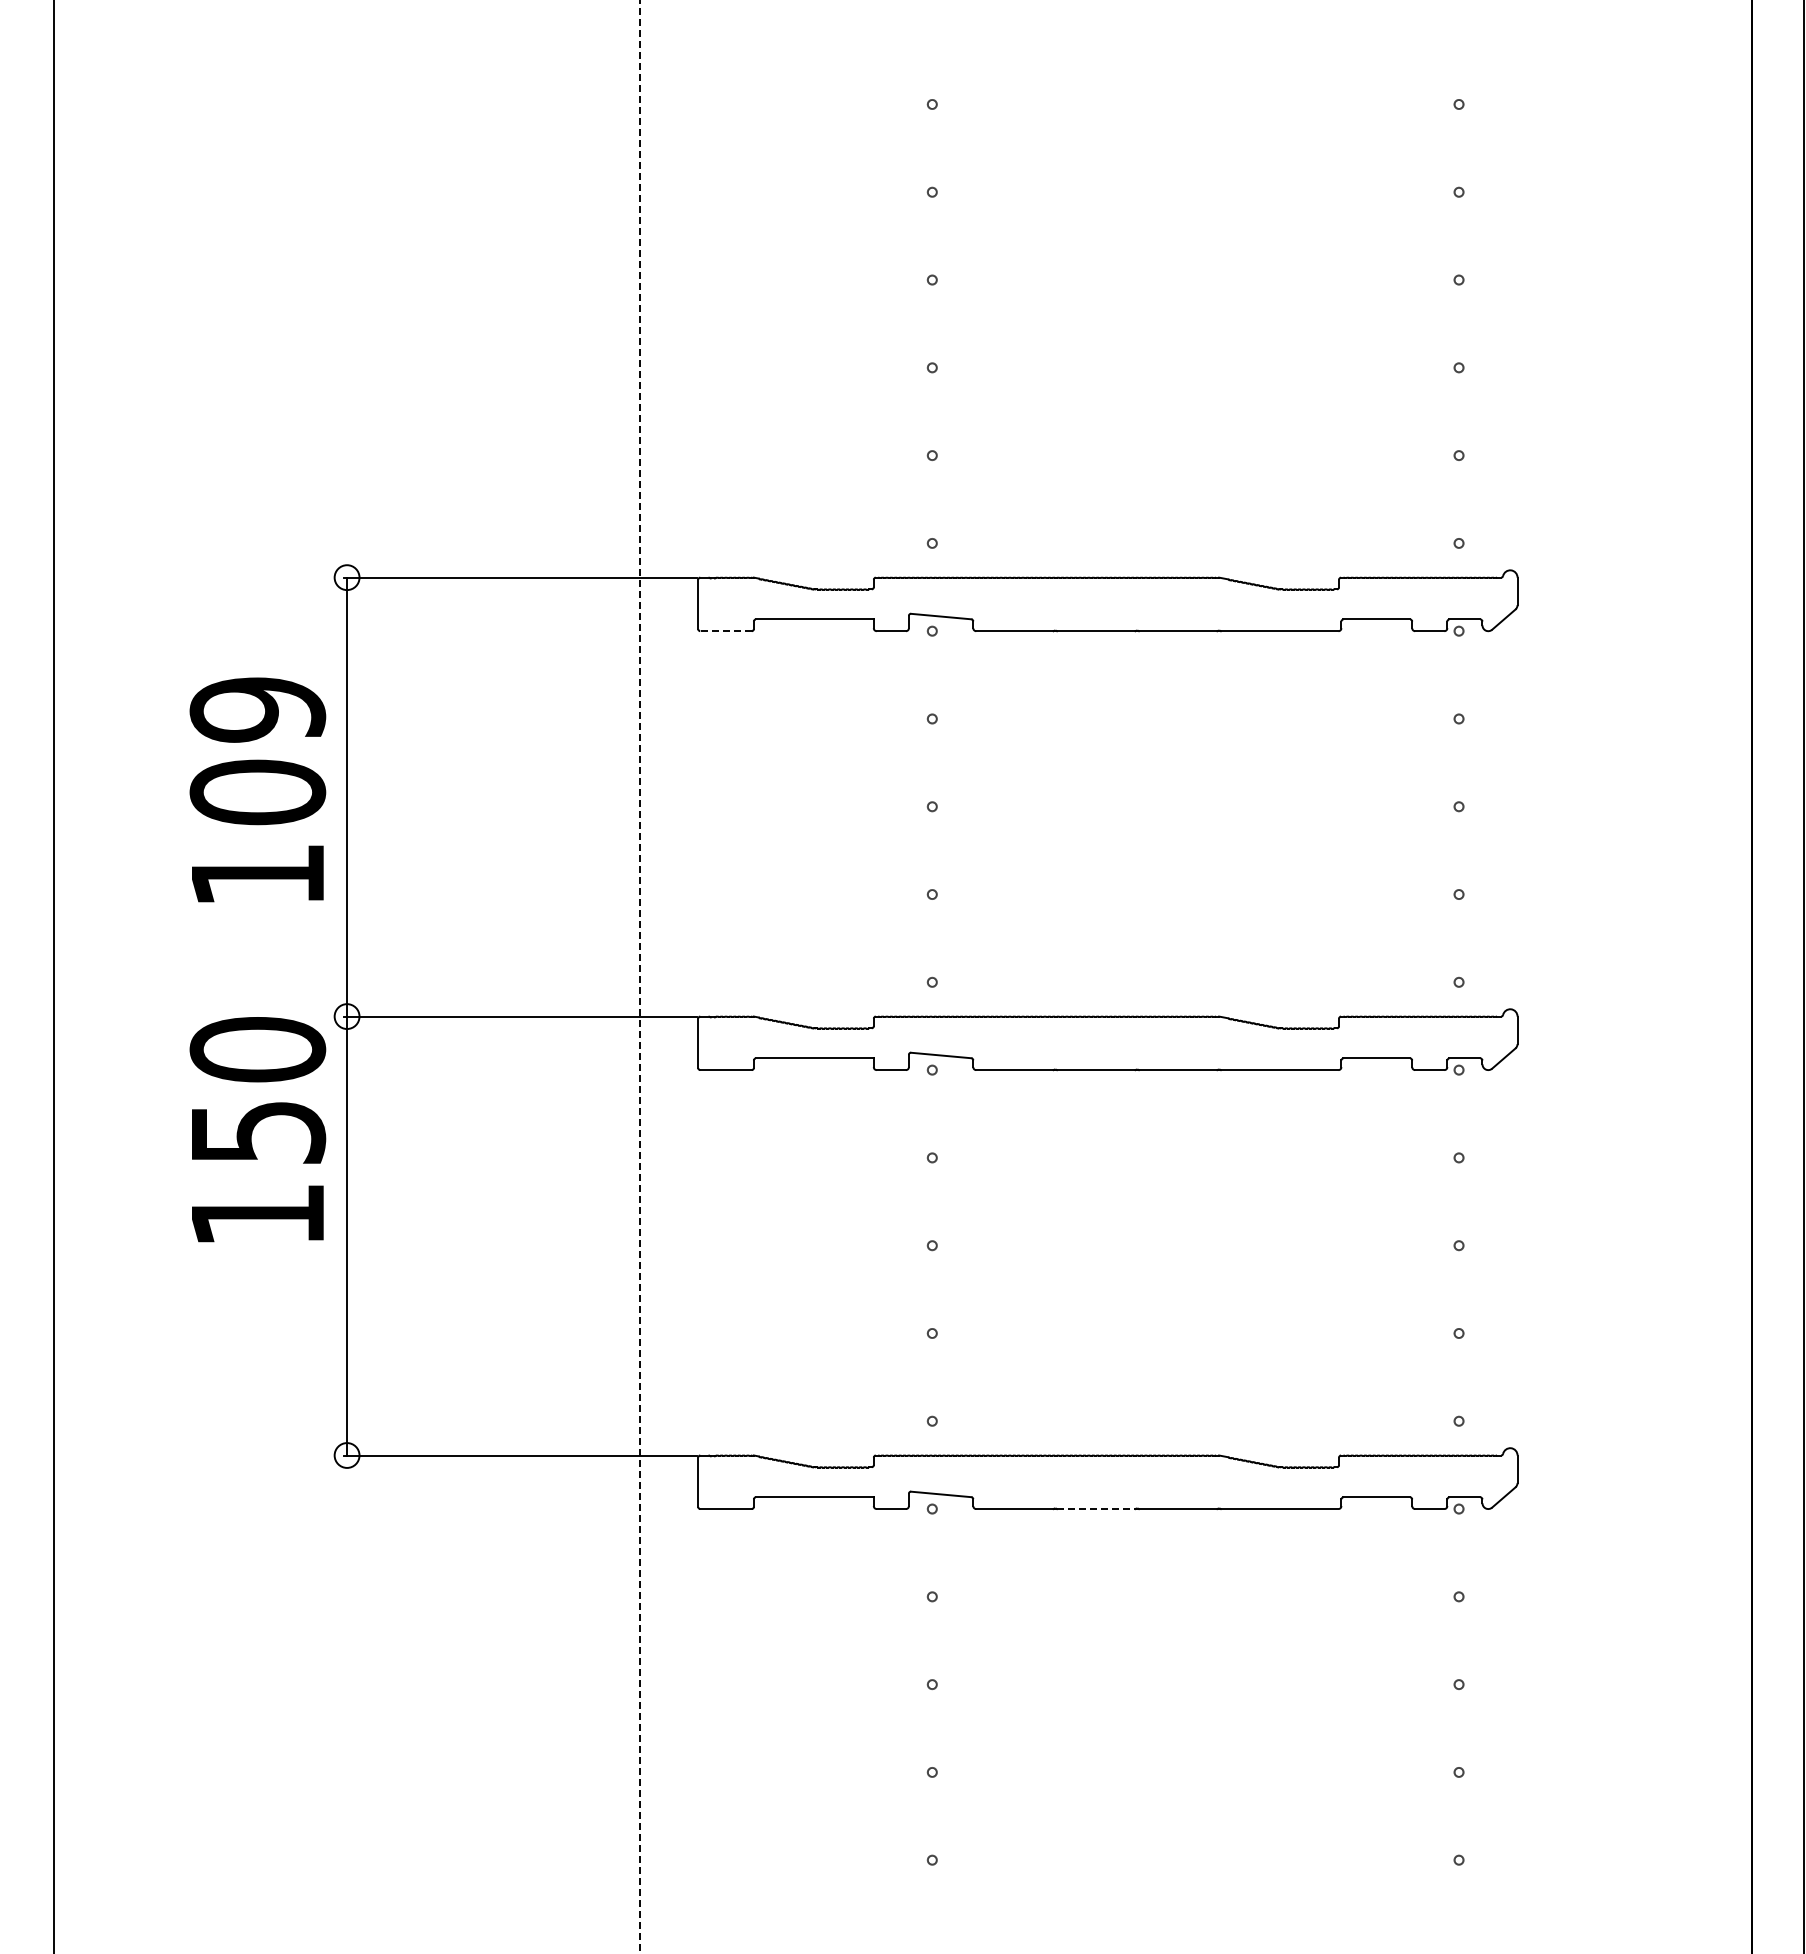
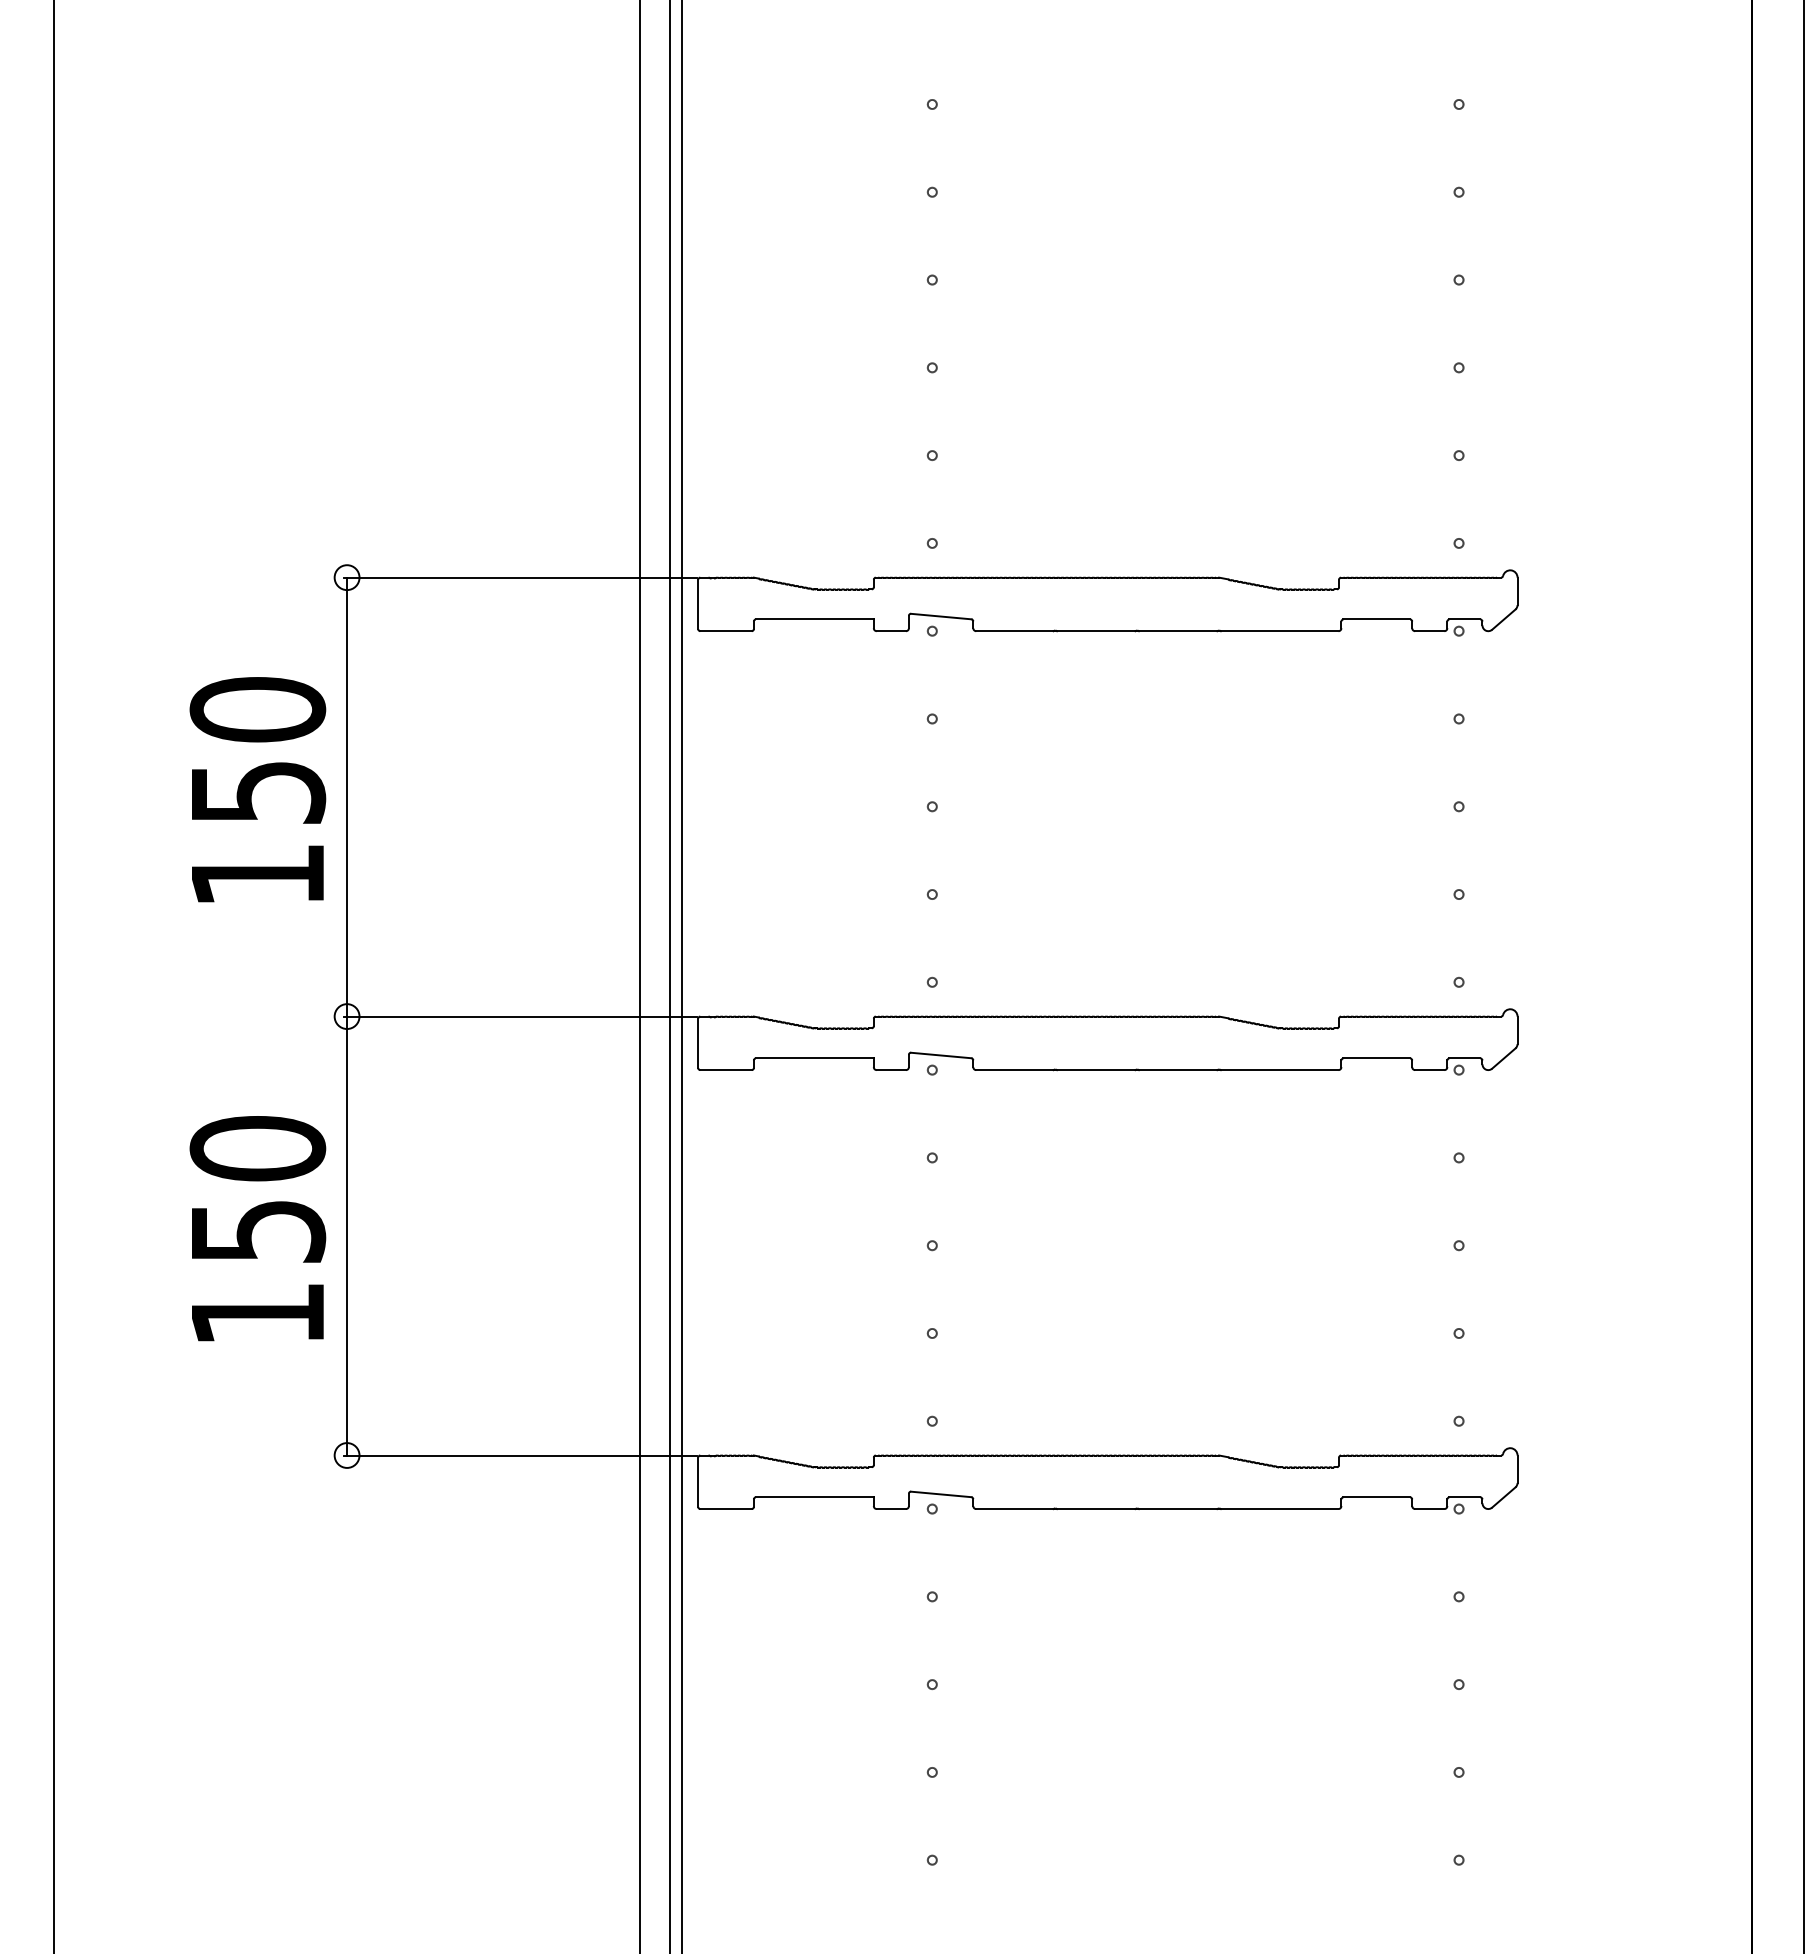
line: dashed -> solid (726, 631)
text: 109 -> 150 (257, 751)
line: none -> present (670, 976)
line: none -> present (682, 976)
line: dashed -> solid (639, 977)
text position: (257, 1129) -> (257, 1228) (257, 1228)
line: dashed -> solid (1096, 1509)
